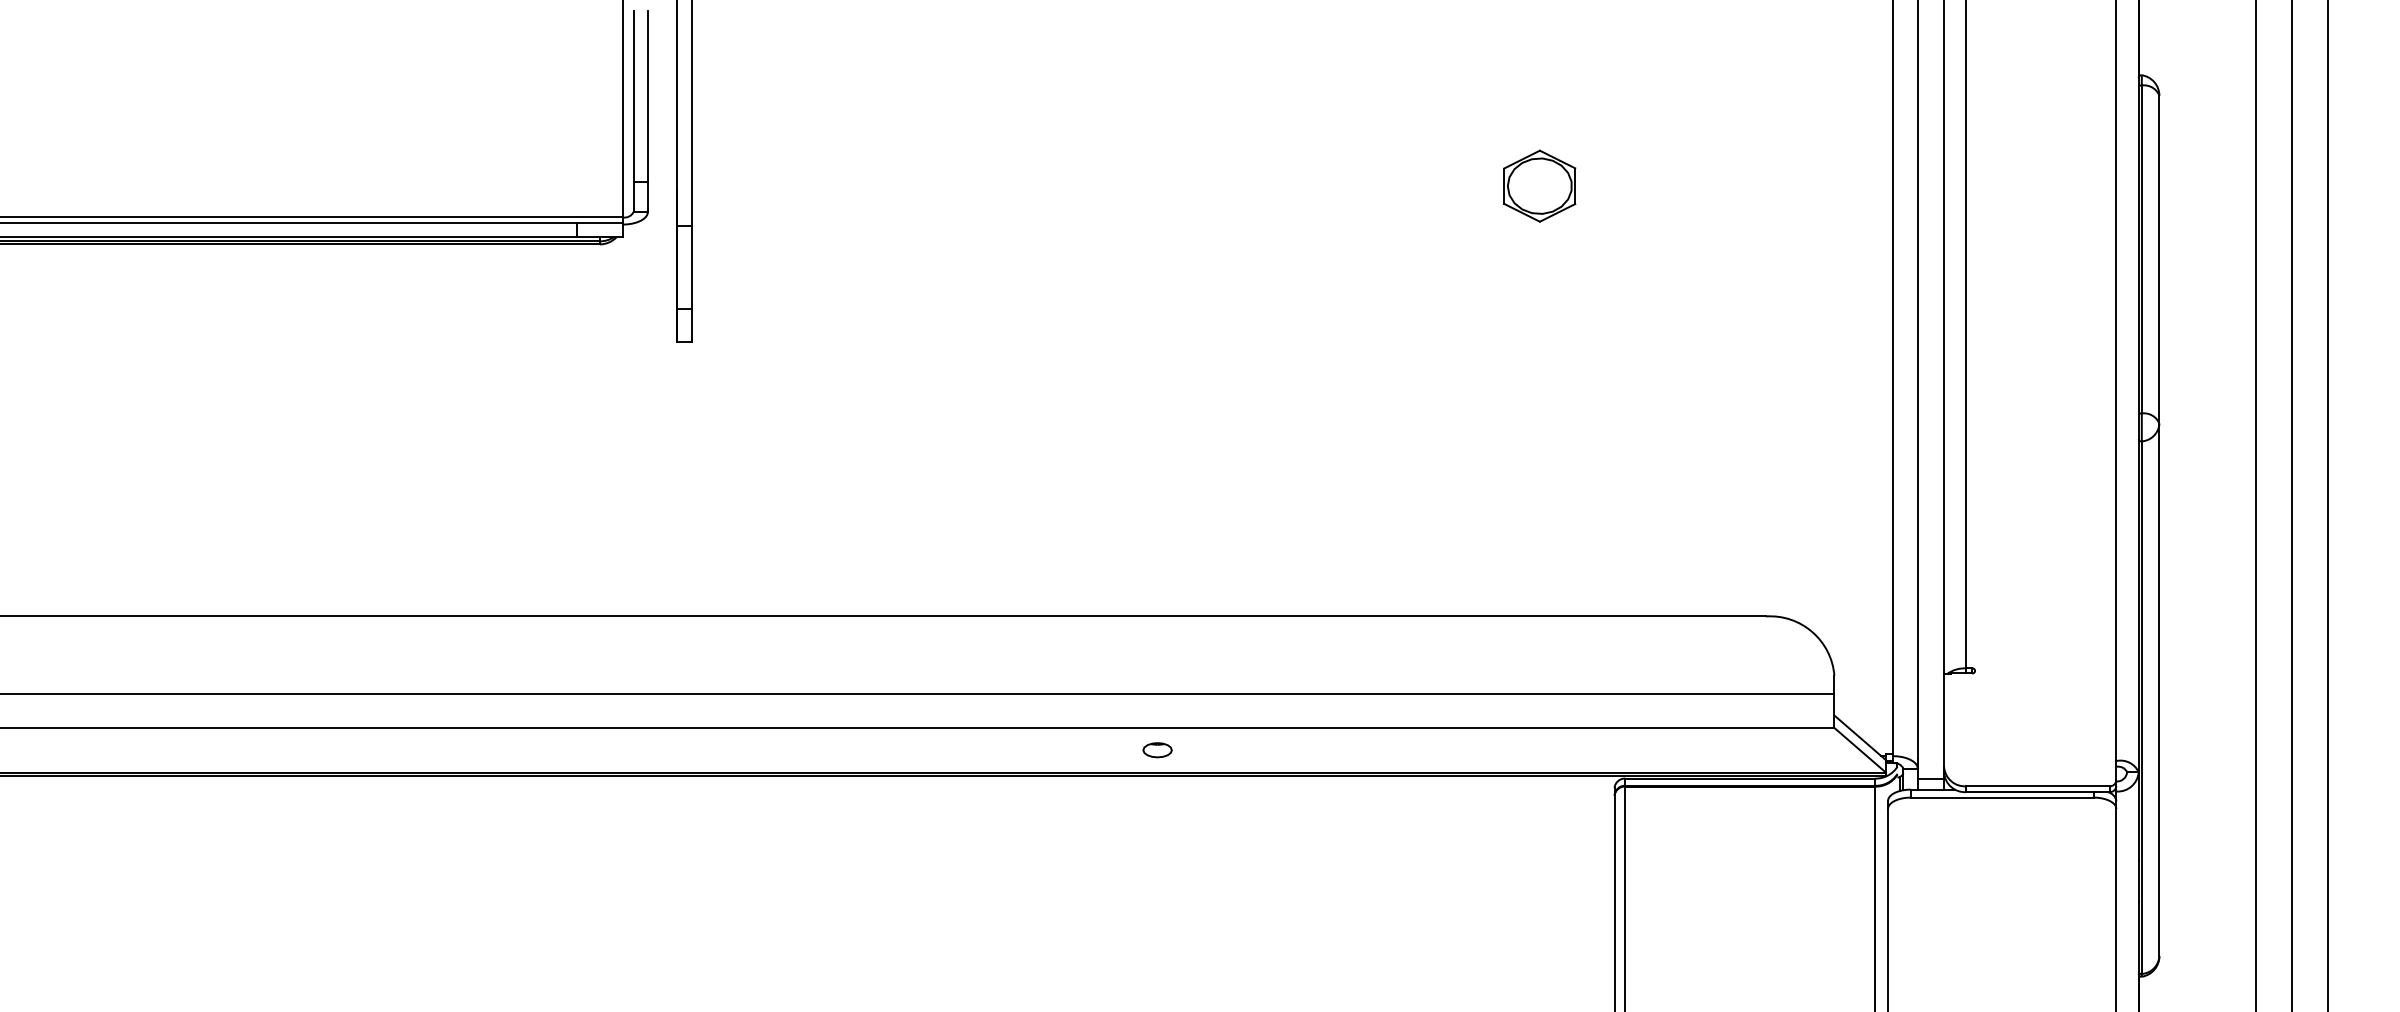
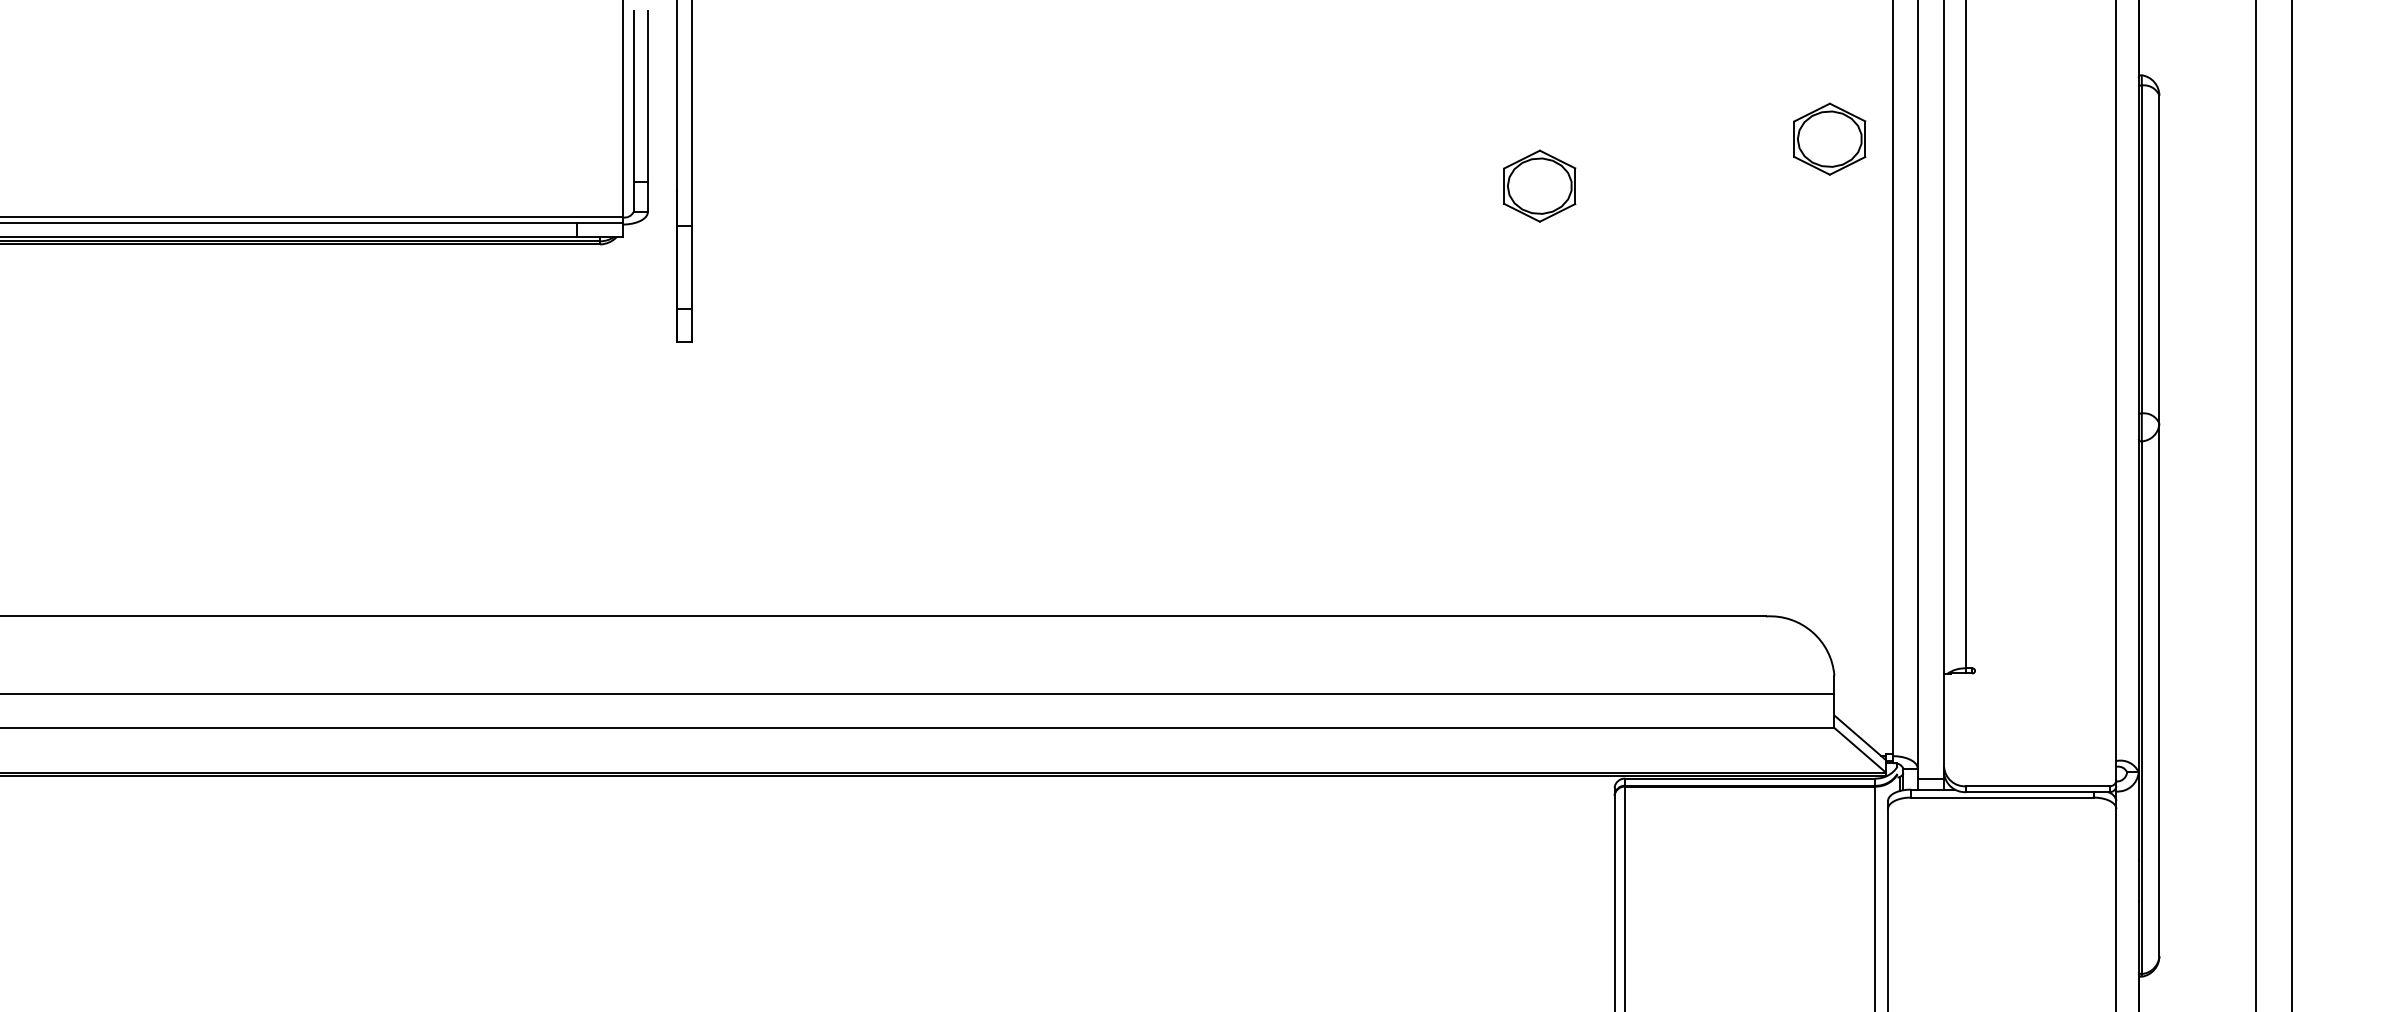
part: none -> present (1829, 138)
line: present -> none (2327, 505)
part: present -> none (1157, 750)
